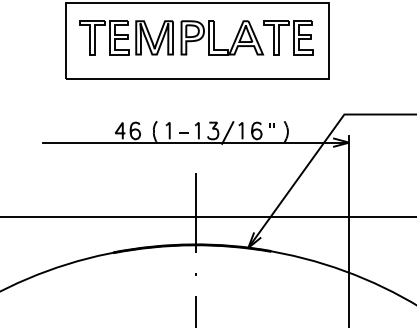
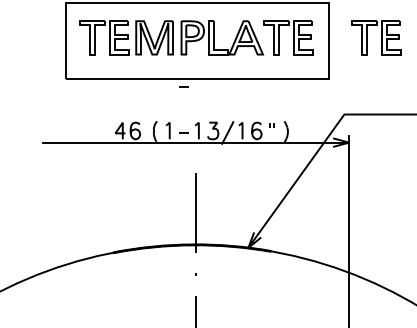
part: none -> present (376, 37)
line: none -> present (183, 86)
line: present -> none (207, 217)
